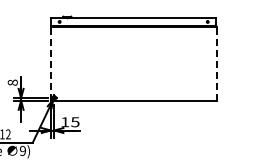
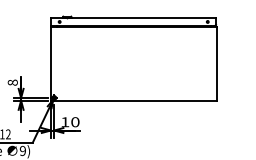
line: dashed -> solid (50, 63)
line: dashed -> solid (216, 63)
text: 15 -> 10 (75, 122)
